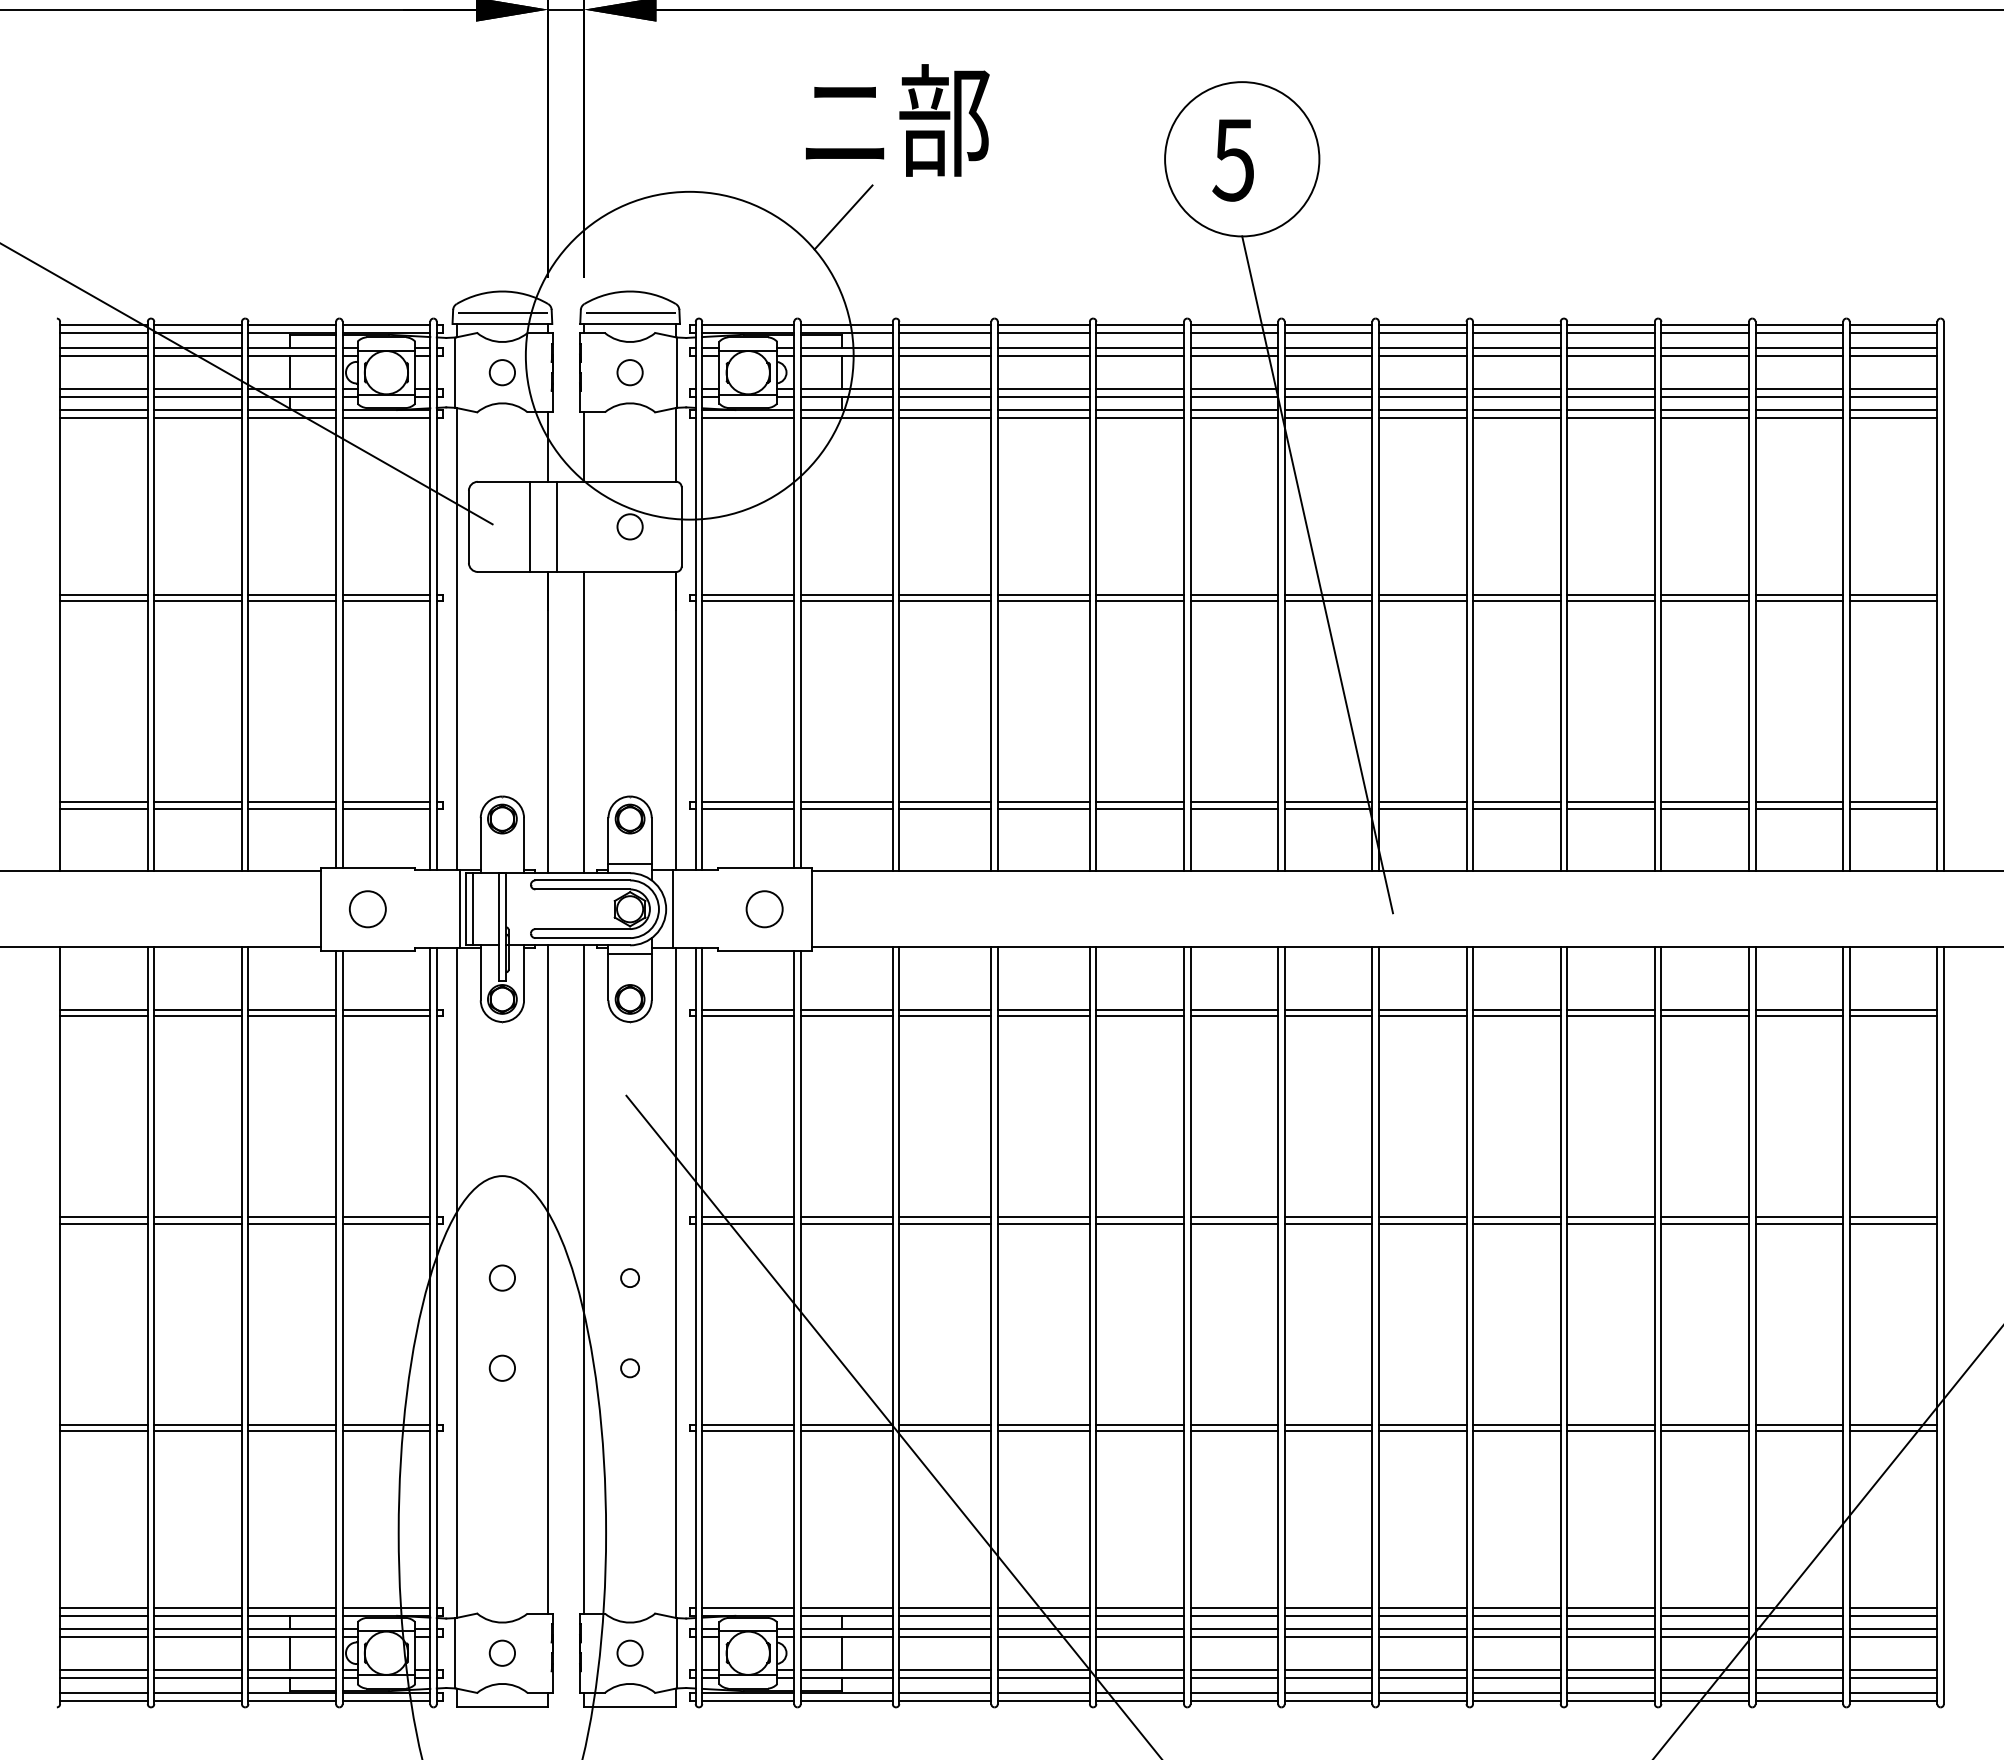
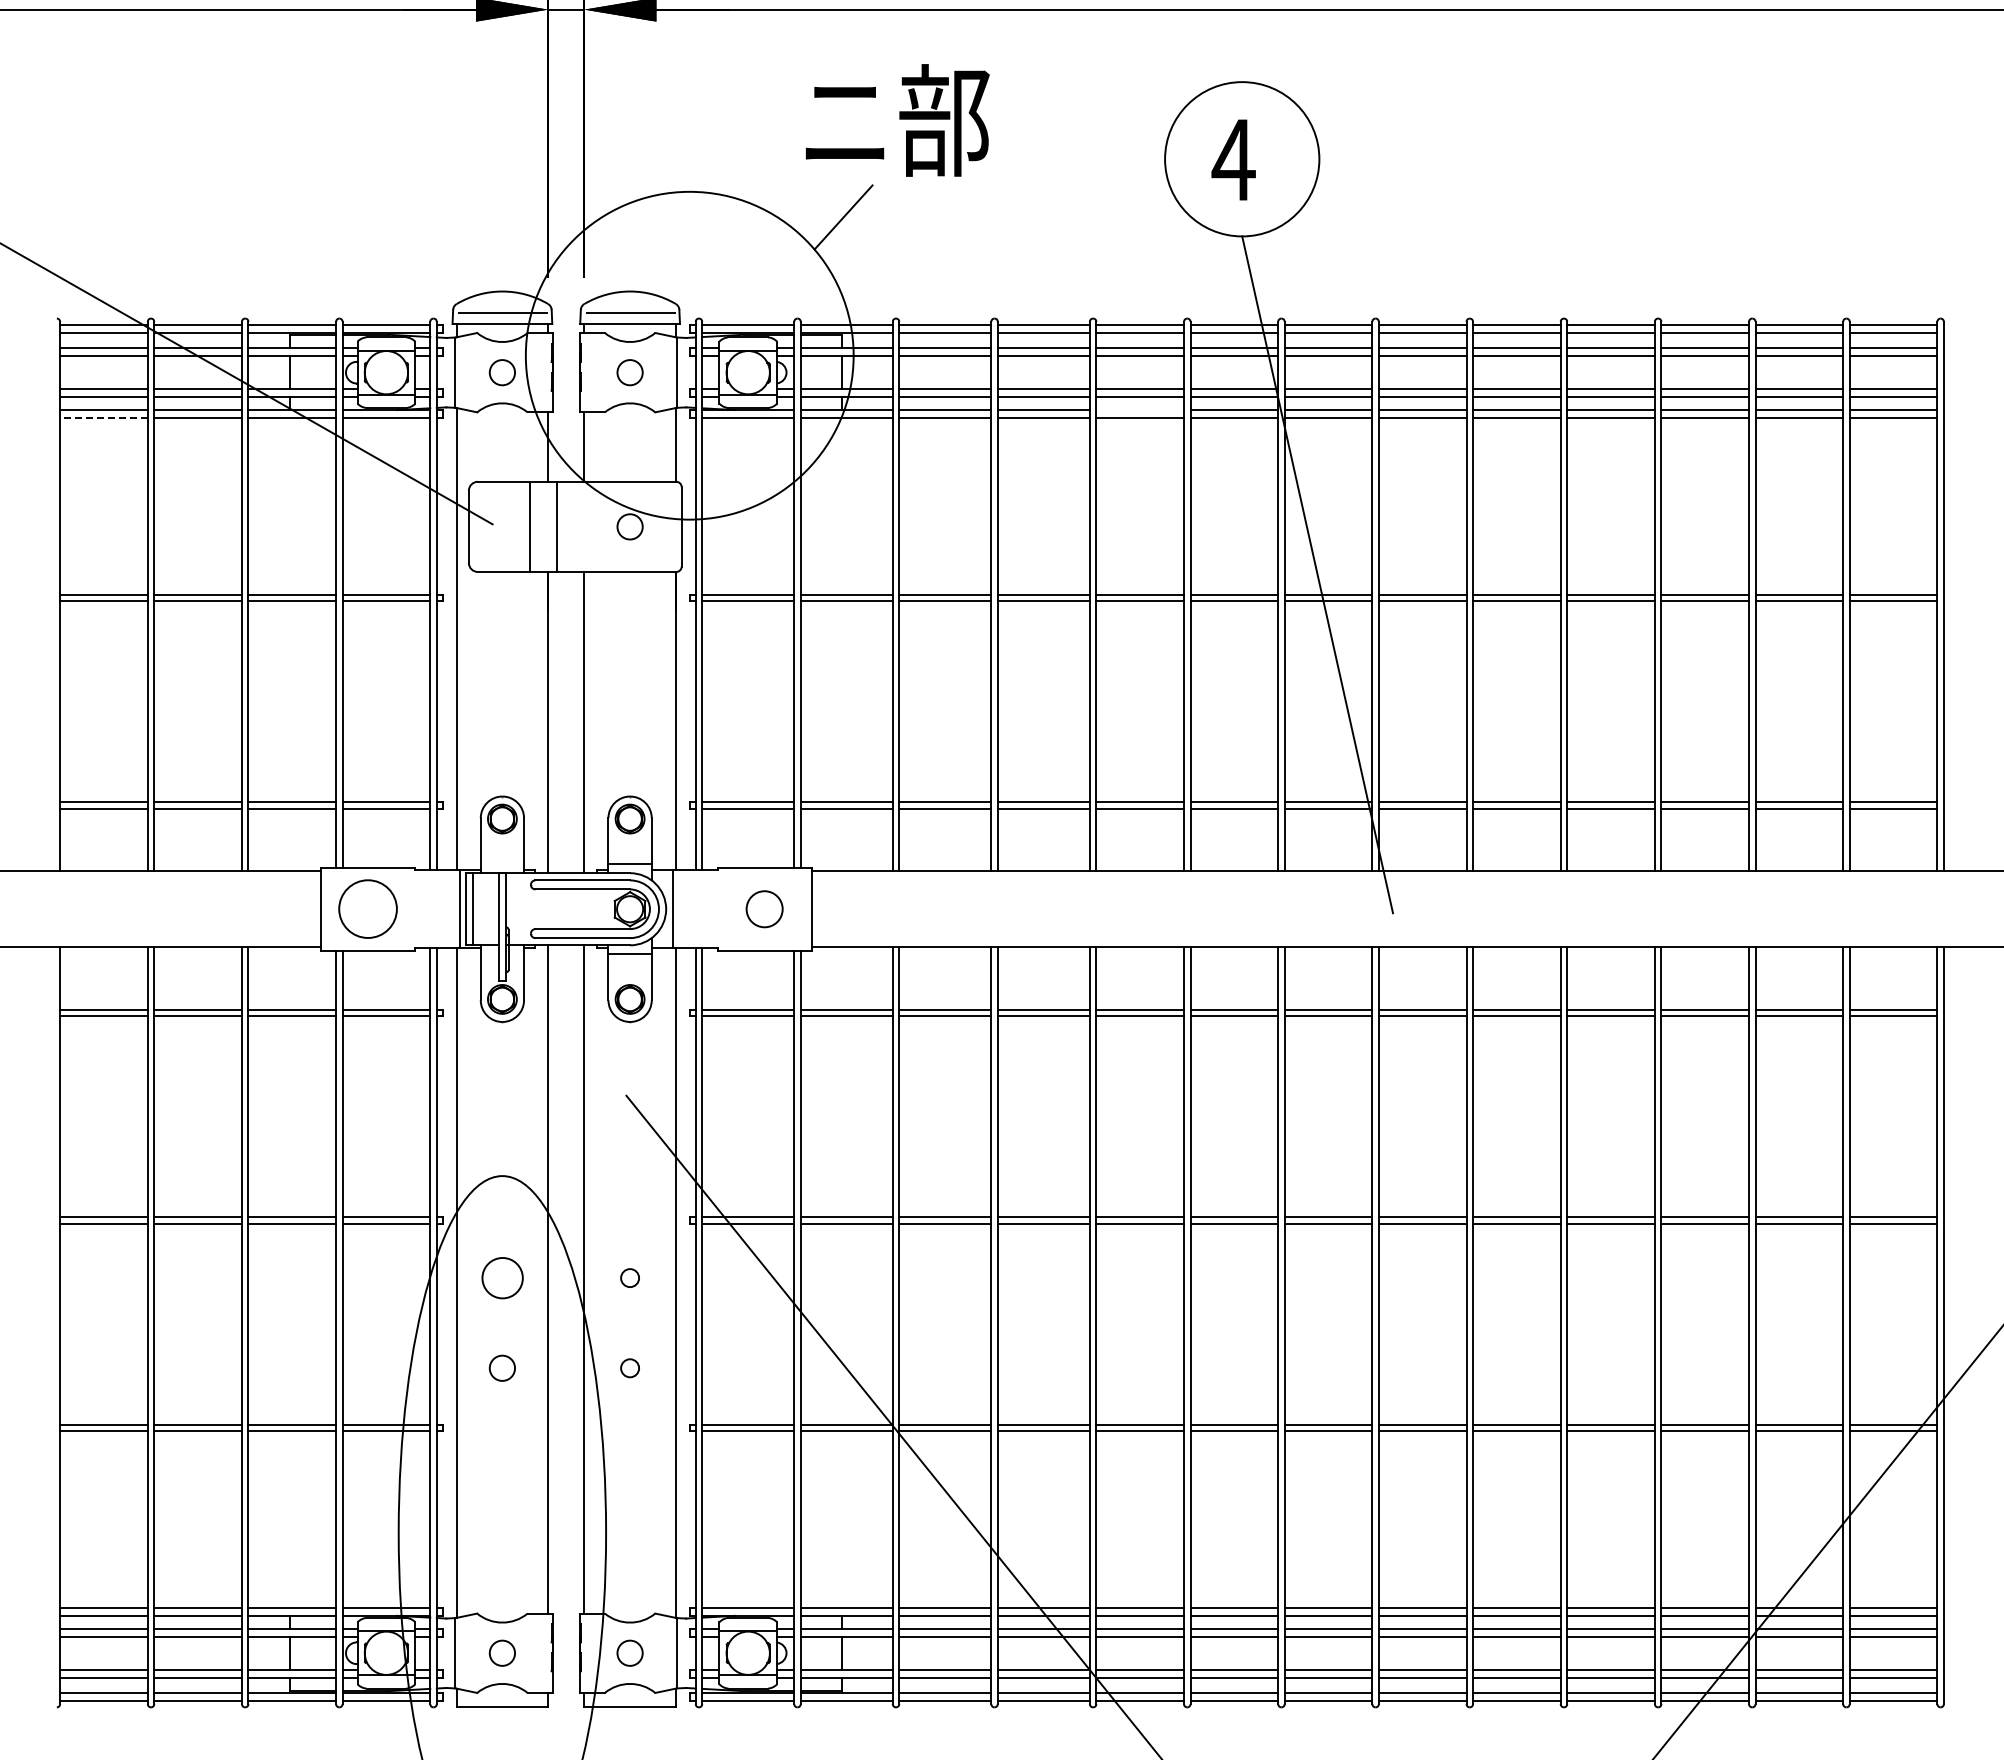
text: 5 -> 4 (1233, 160)
line: present -> none (1140, 410)
line: solid -> dashed (103, 418)
circle size: 39x39 px -> 60x60 px (367, 908)
circle size: 28x28 px -> 43x43 px (502, 1278)
